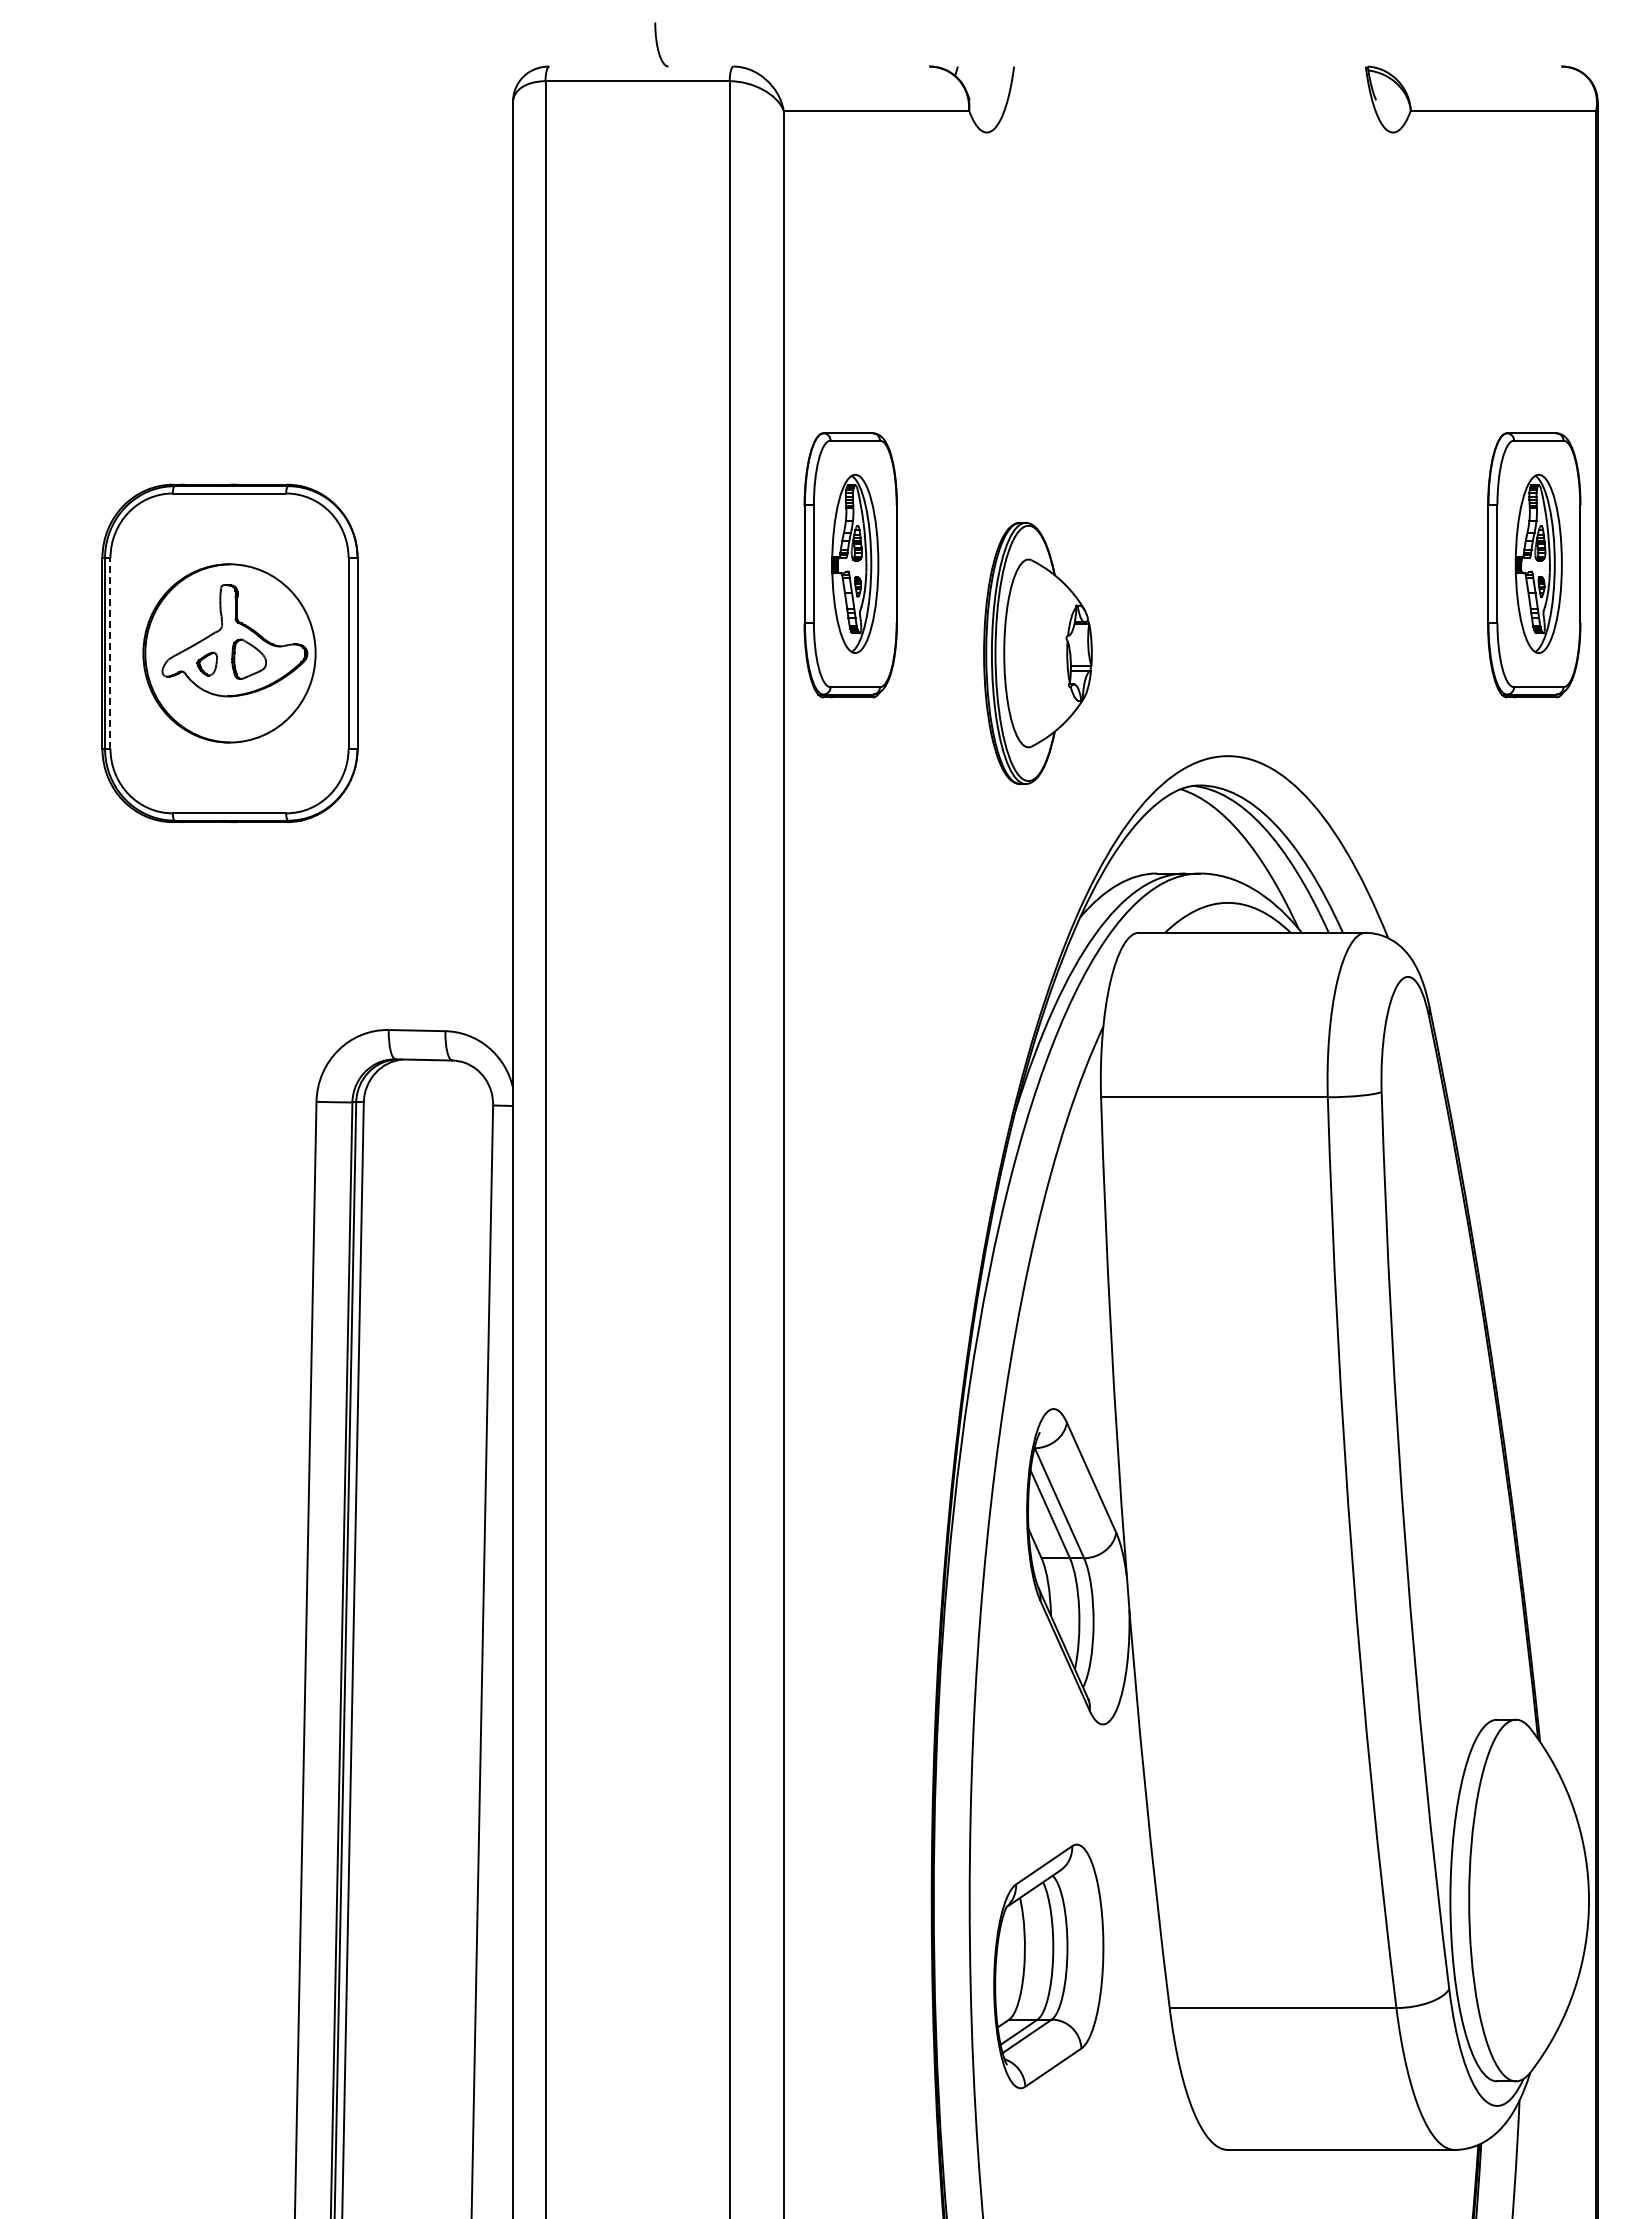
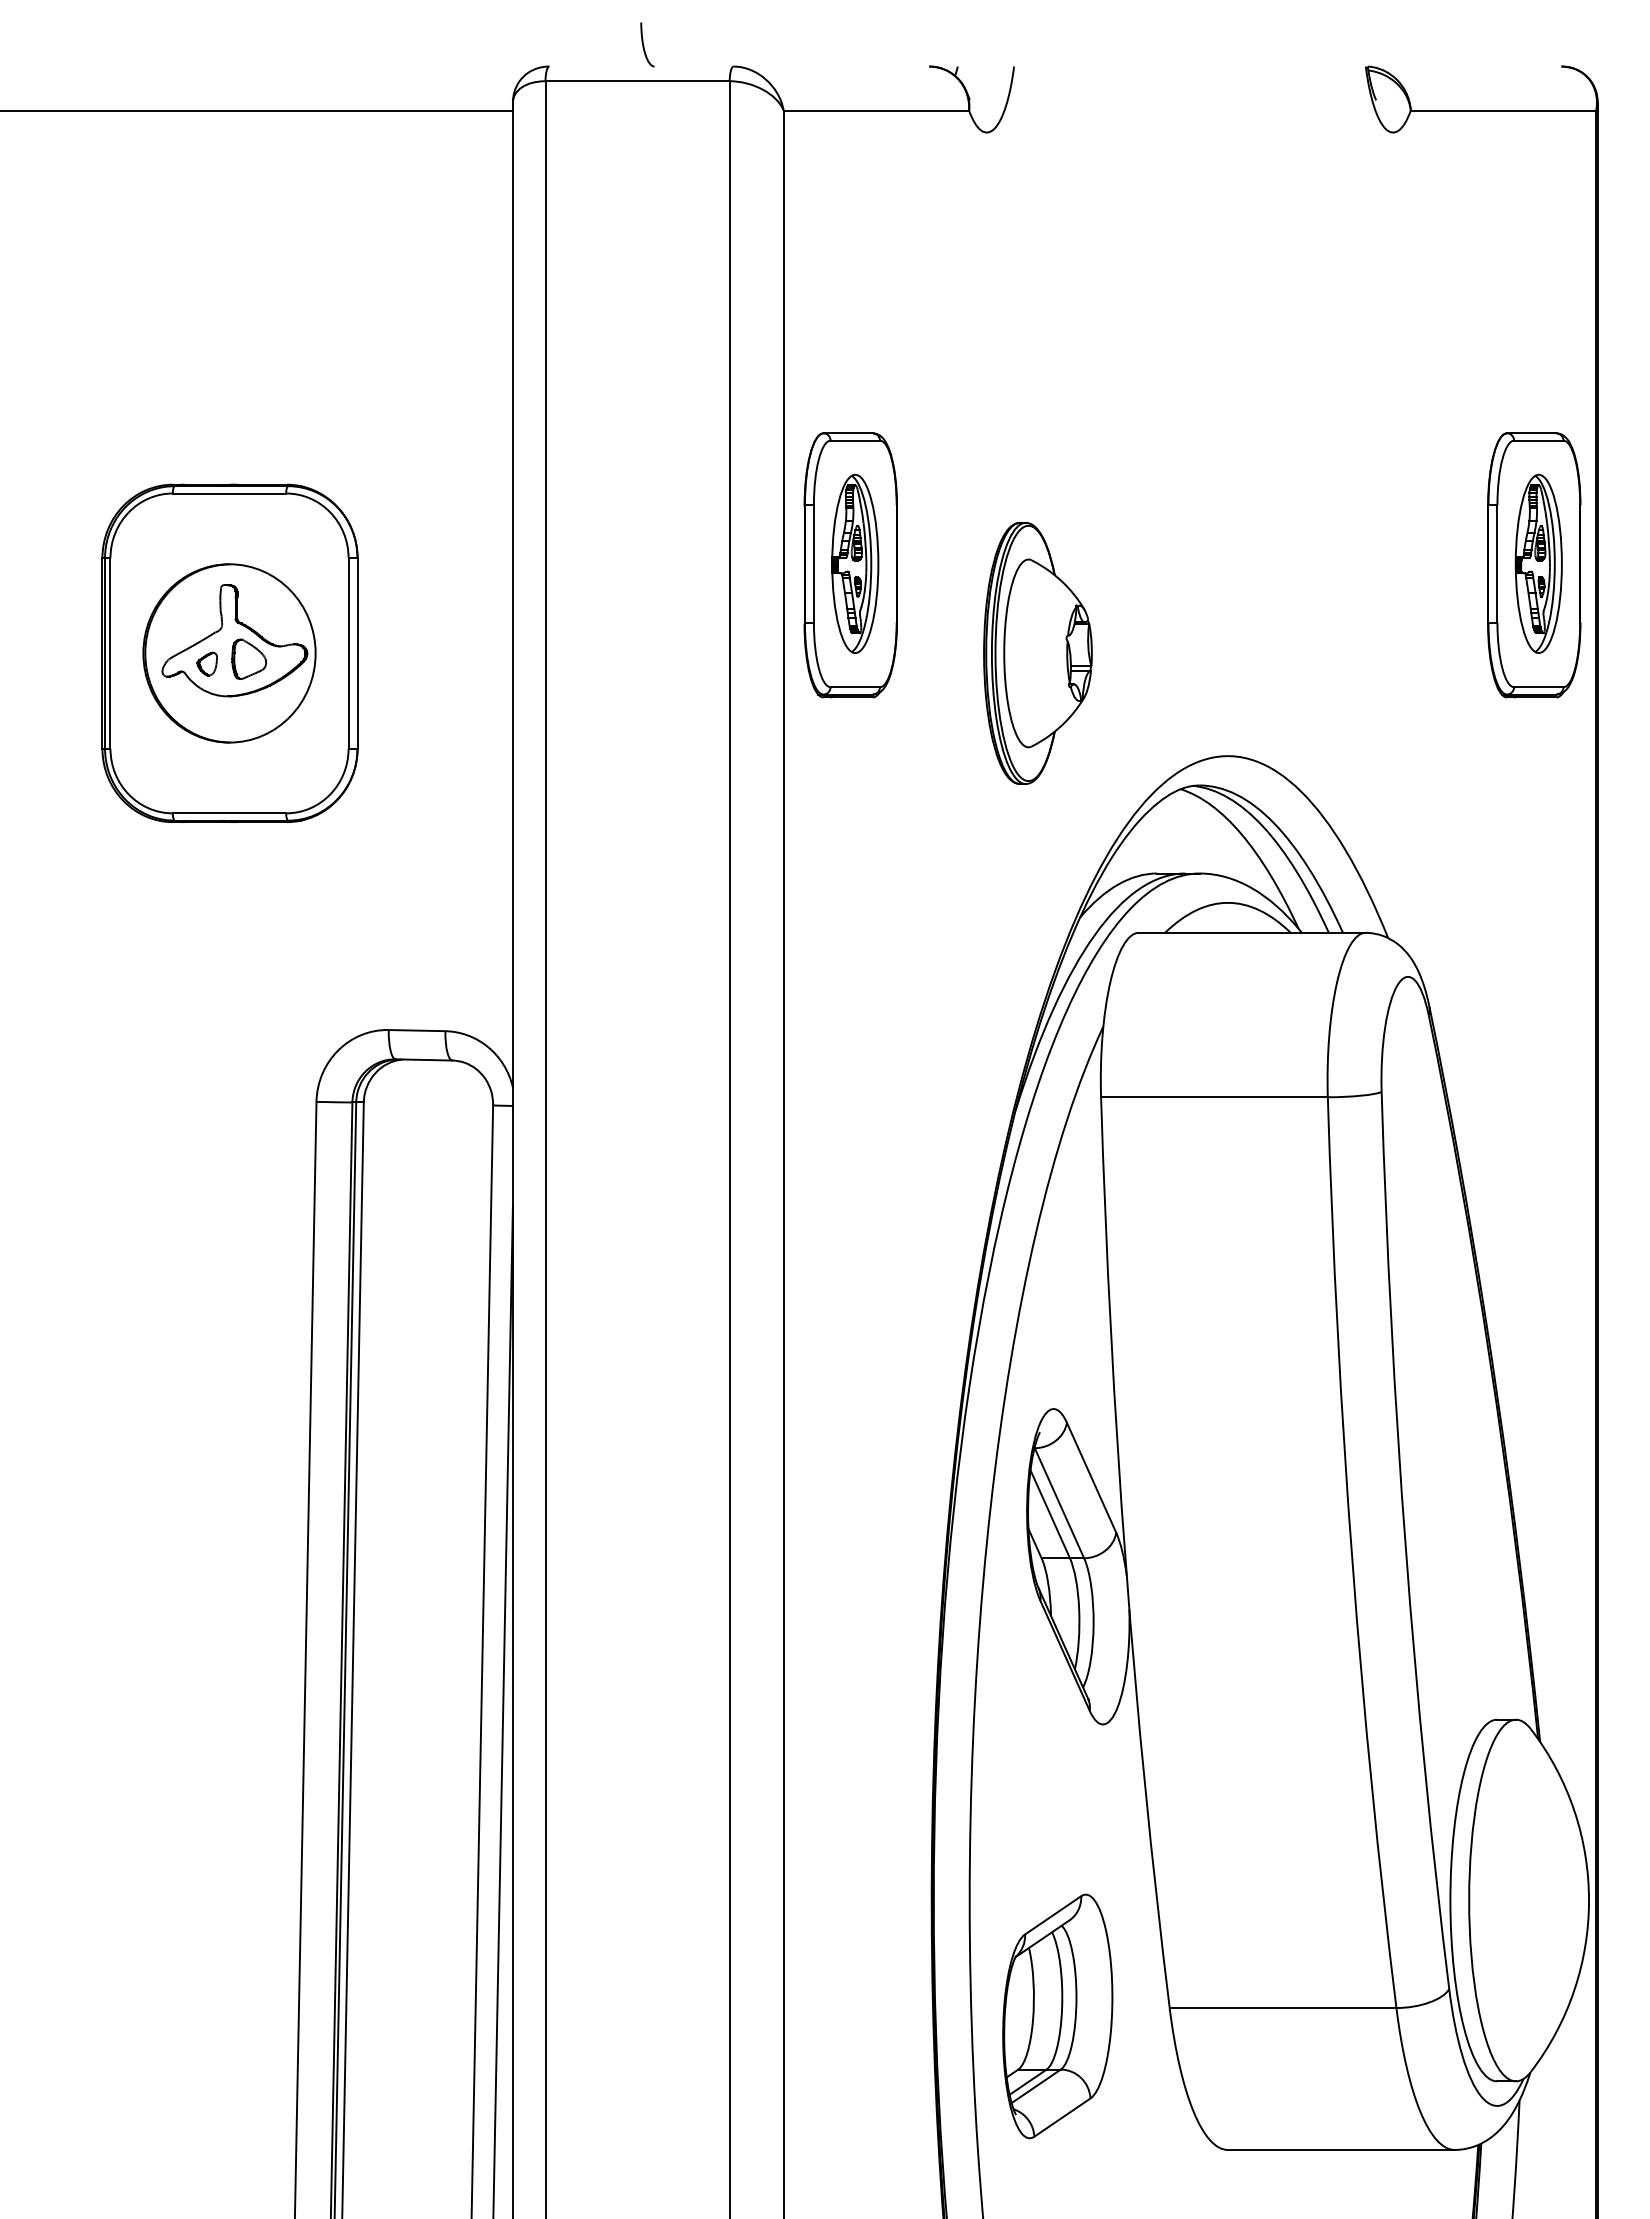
curve position: (658, 45) -> (644, 45) (644, 45)
line: none -> present (257, 110)
line: dashed -> solid (110, 652)
line: none -> present (502, 1711)
part position: (1048, 1966) -> (1057, 2016) (1057, 2016)
